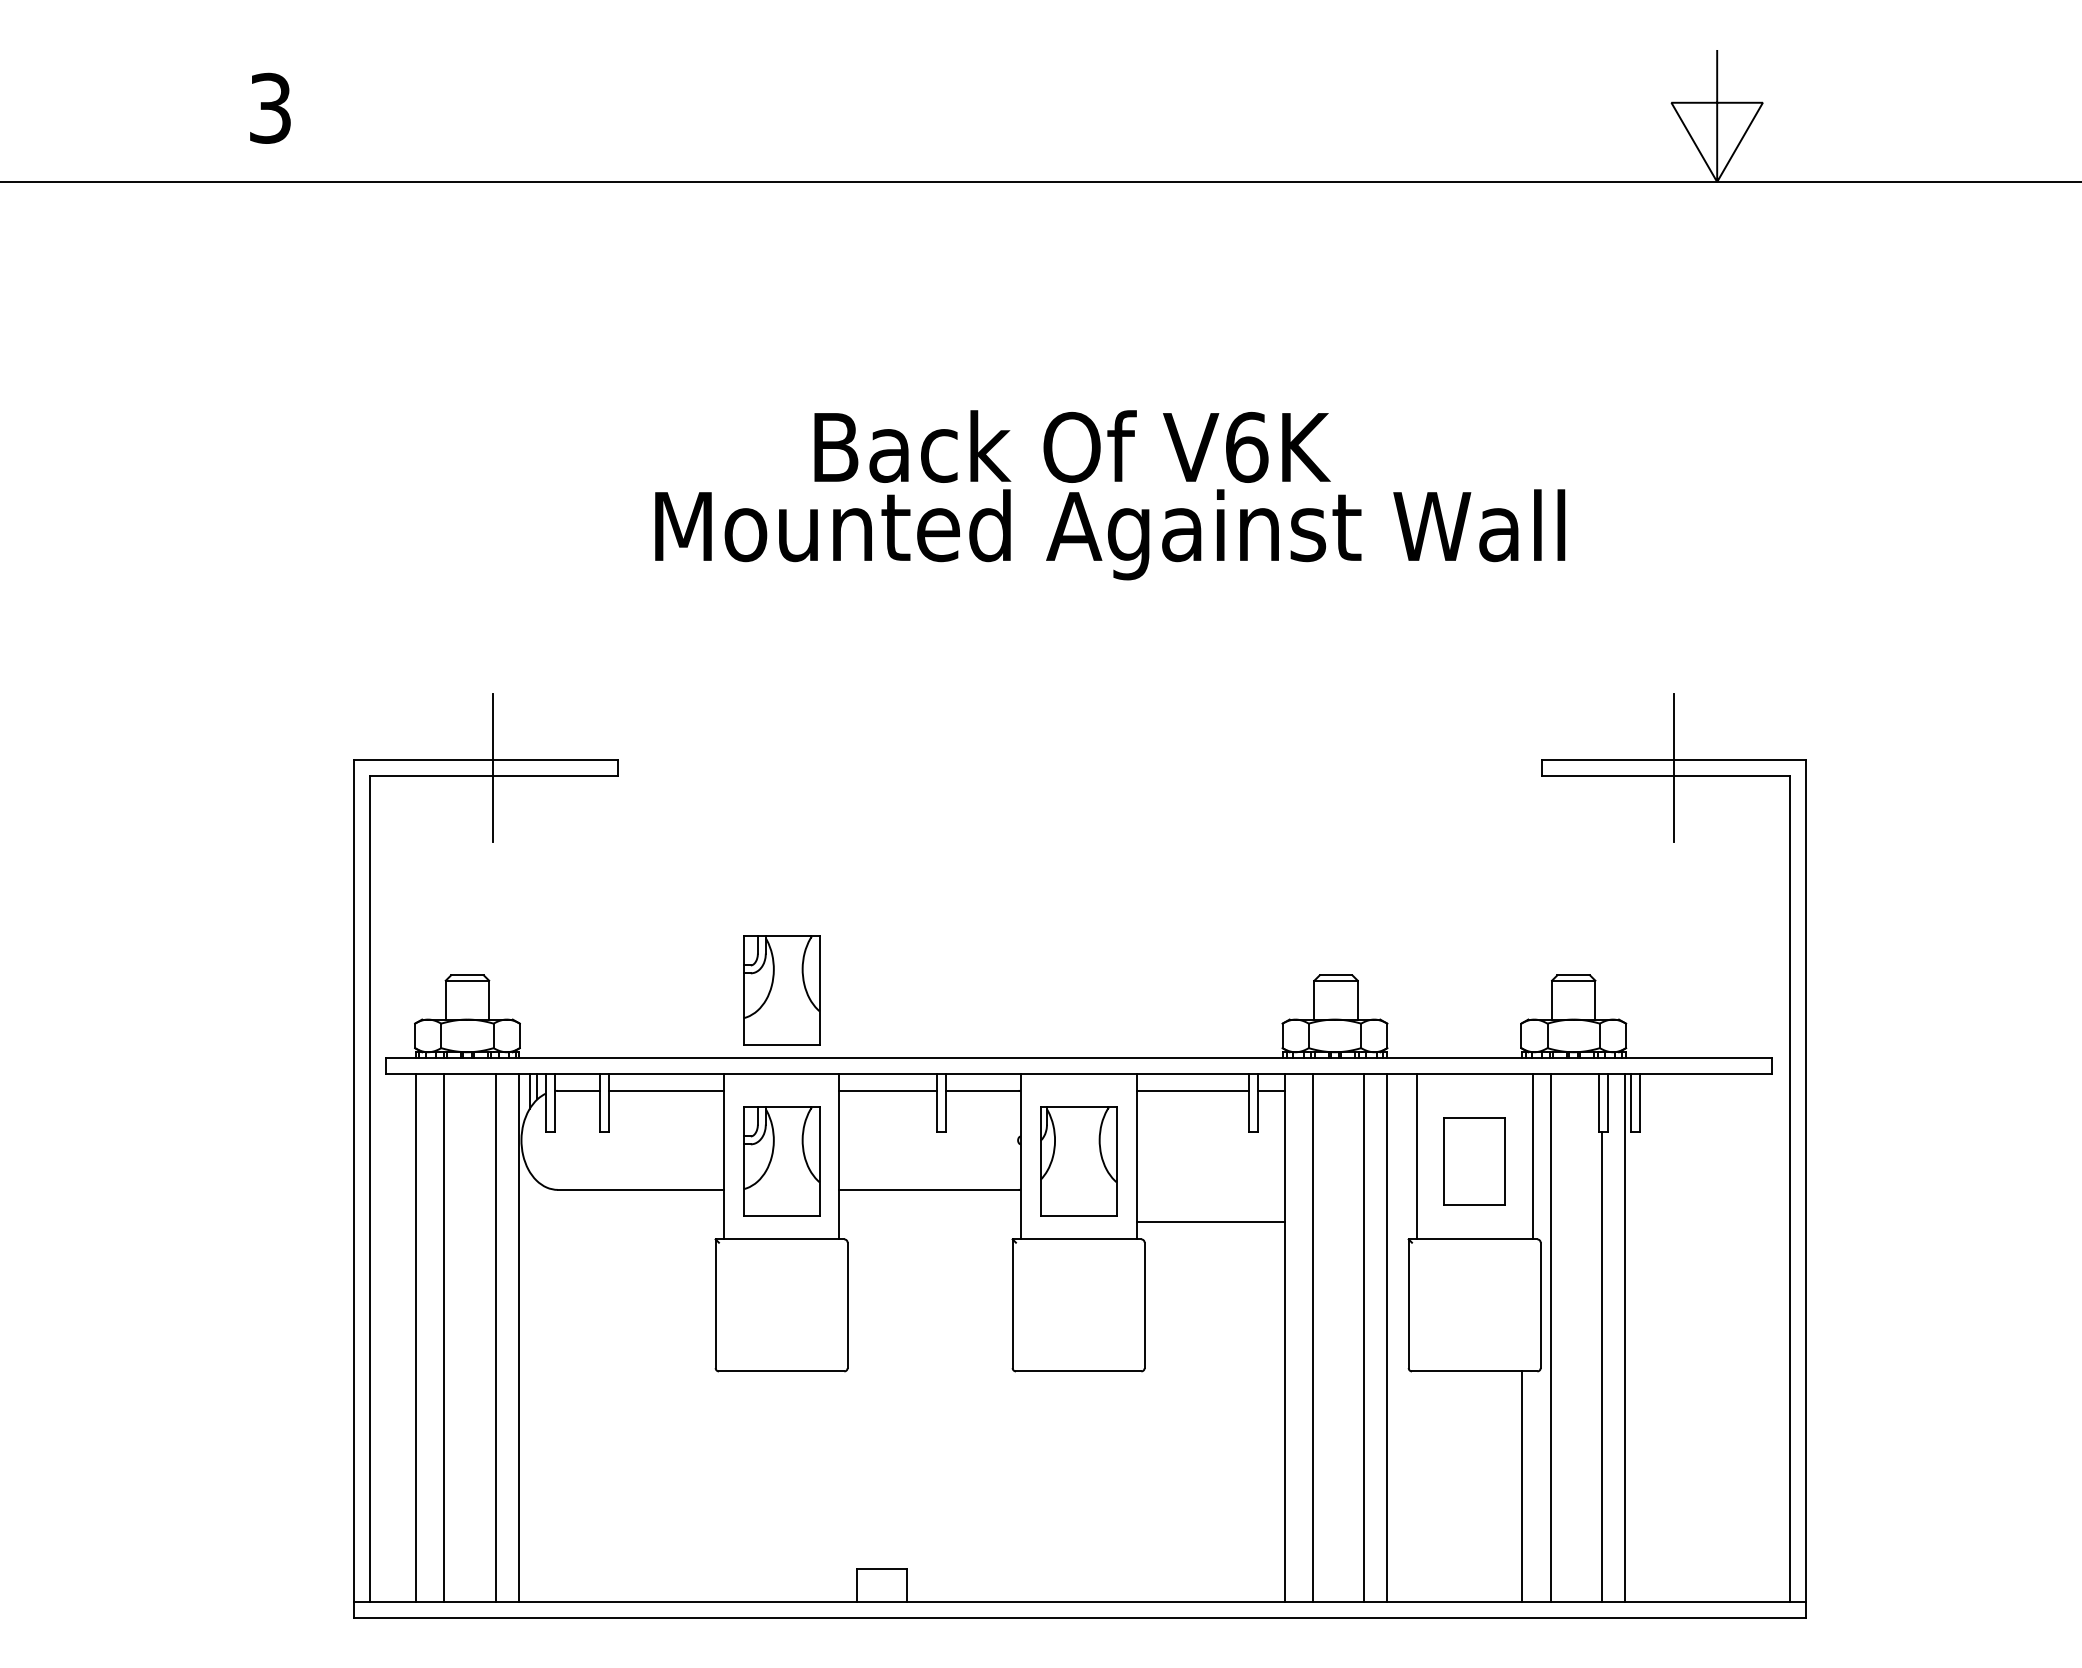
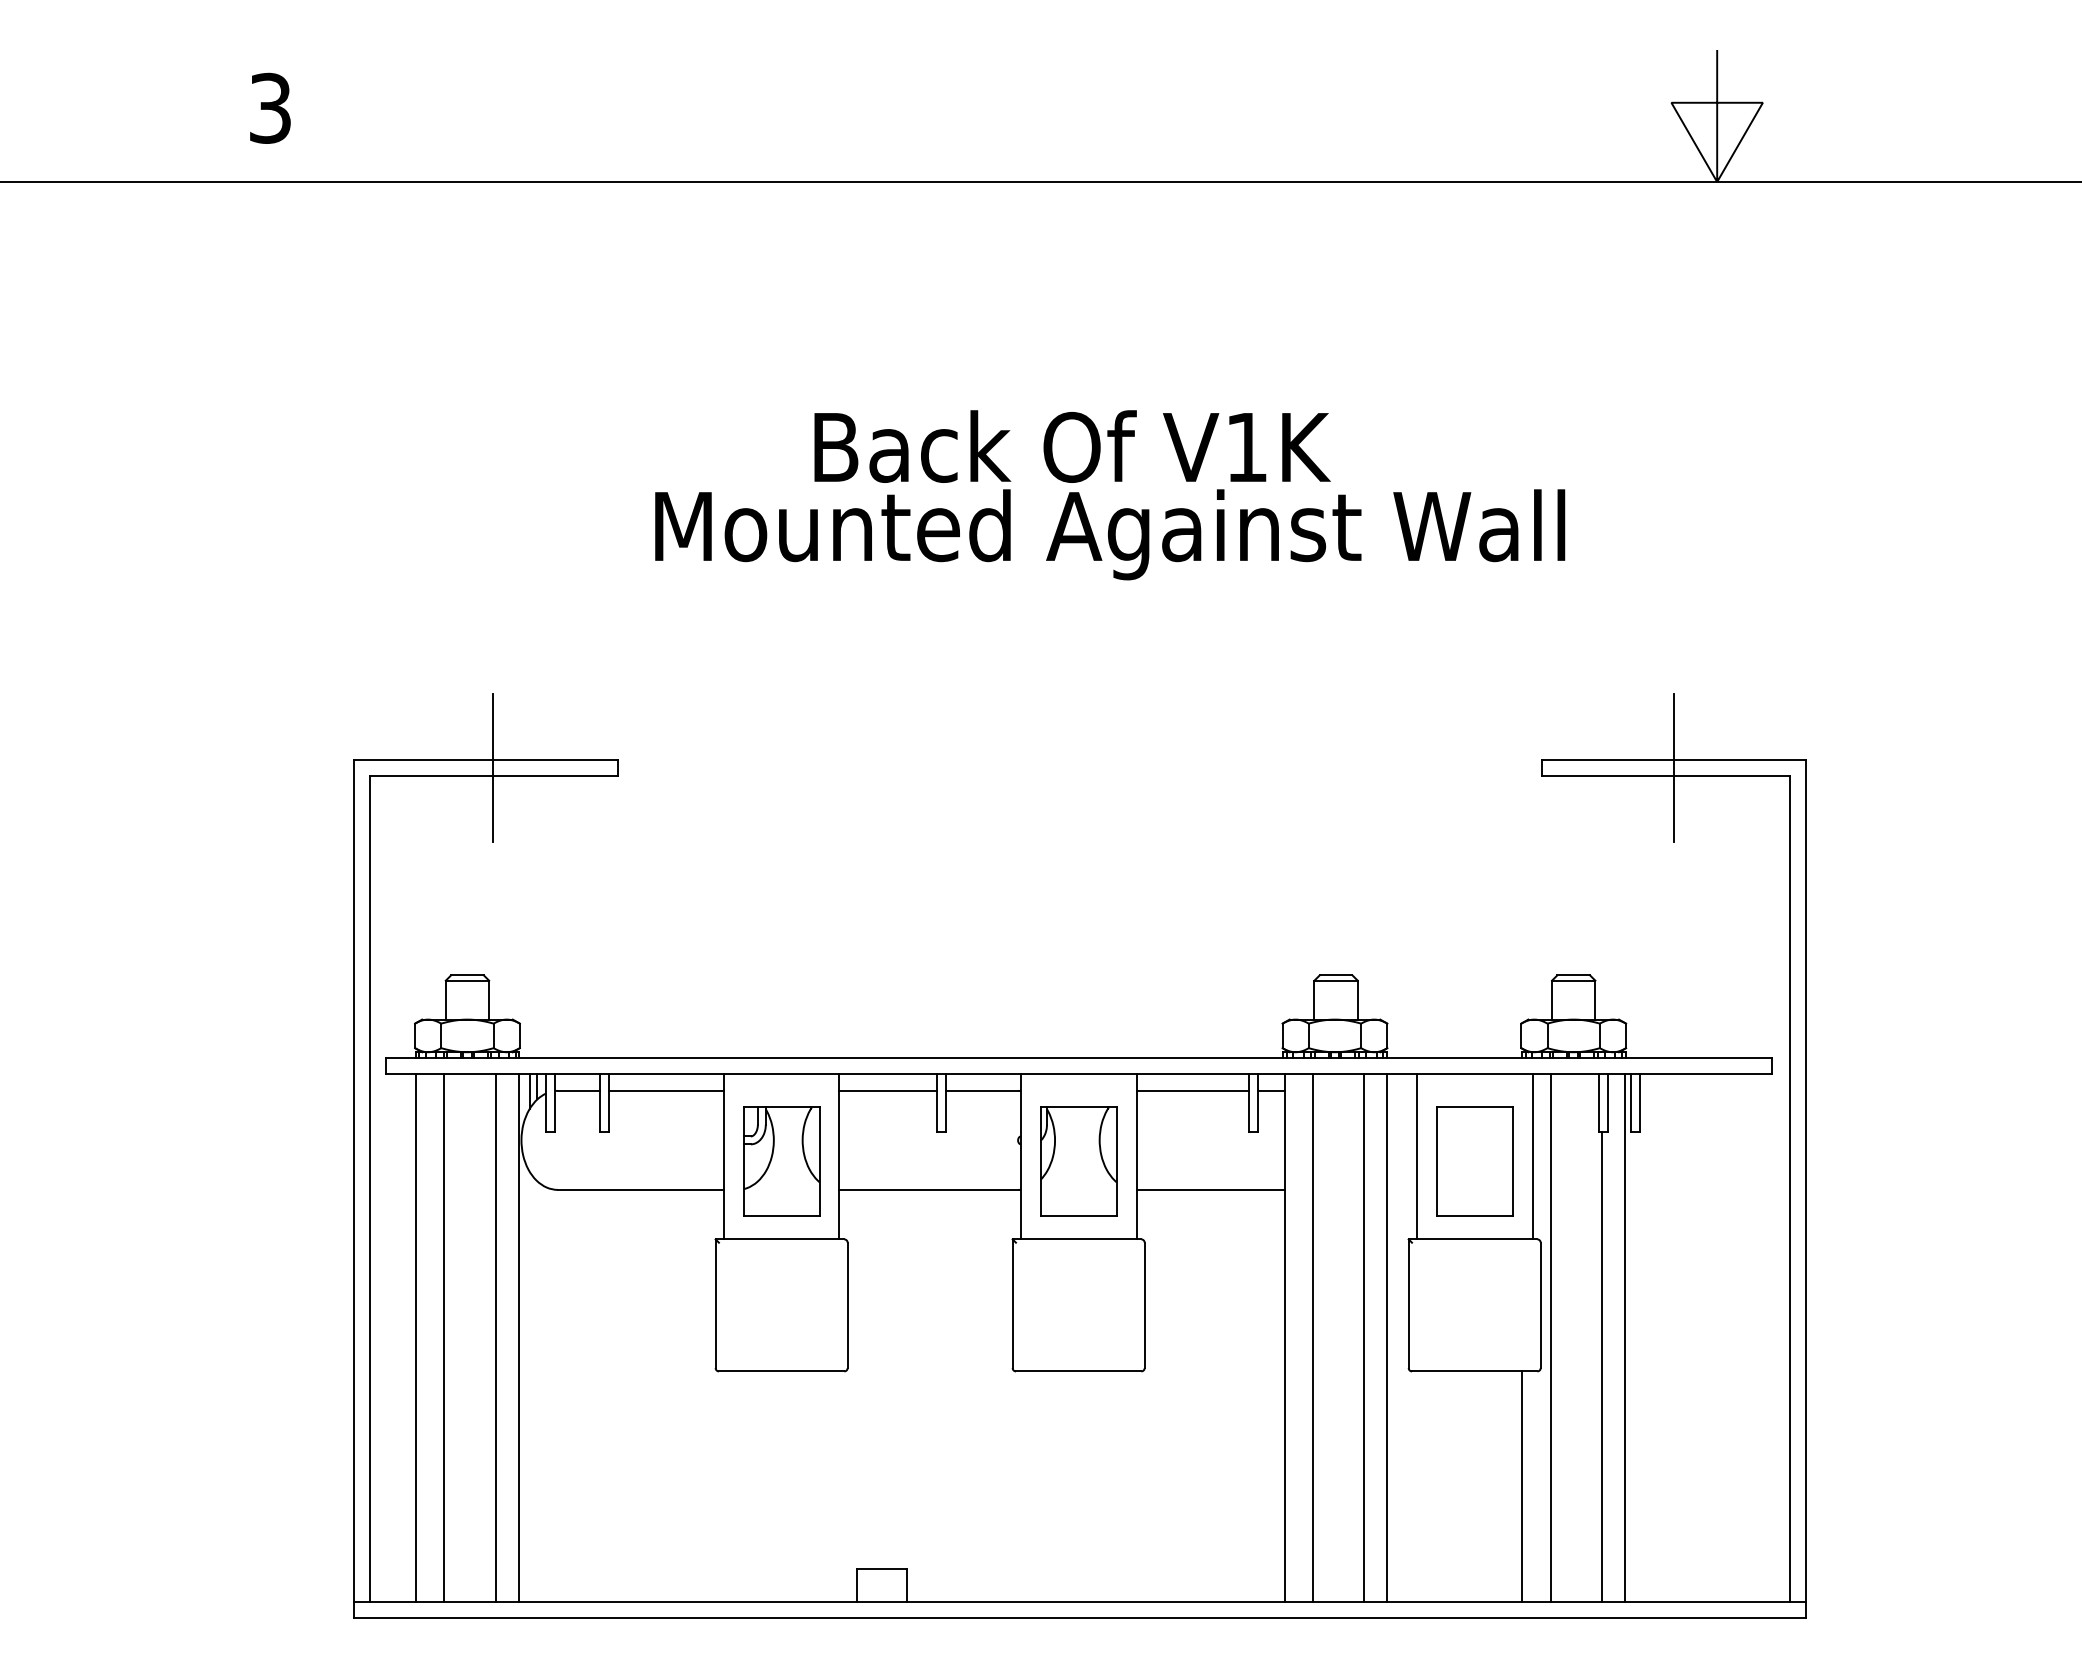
text: V6K -> V1K (1247, 446)
part: present -> none (781, 990)
part size: 63x89 px -> 78x111 px (1474, 1161)
line position: (1210, 1221) -> (1210, 1189) (1210, 1189)
